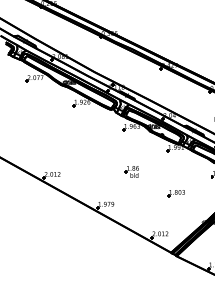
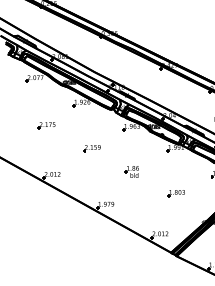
part: none -> present (46, 125)
part: none -> present (91, 148)
